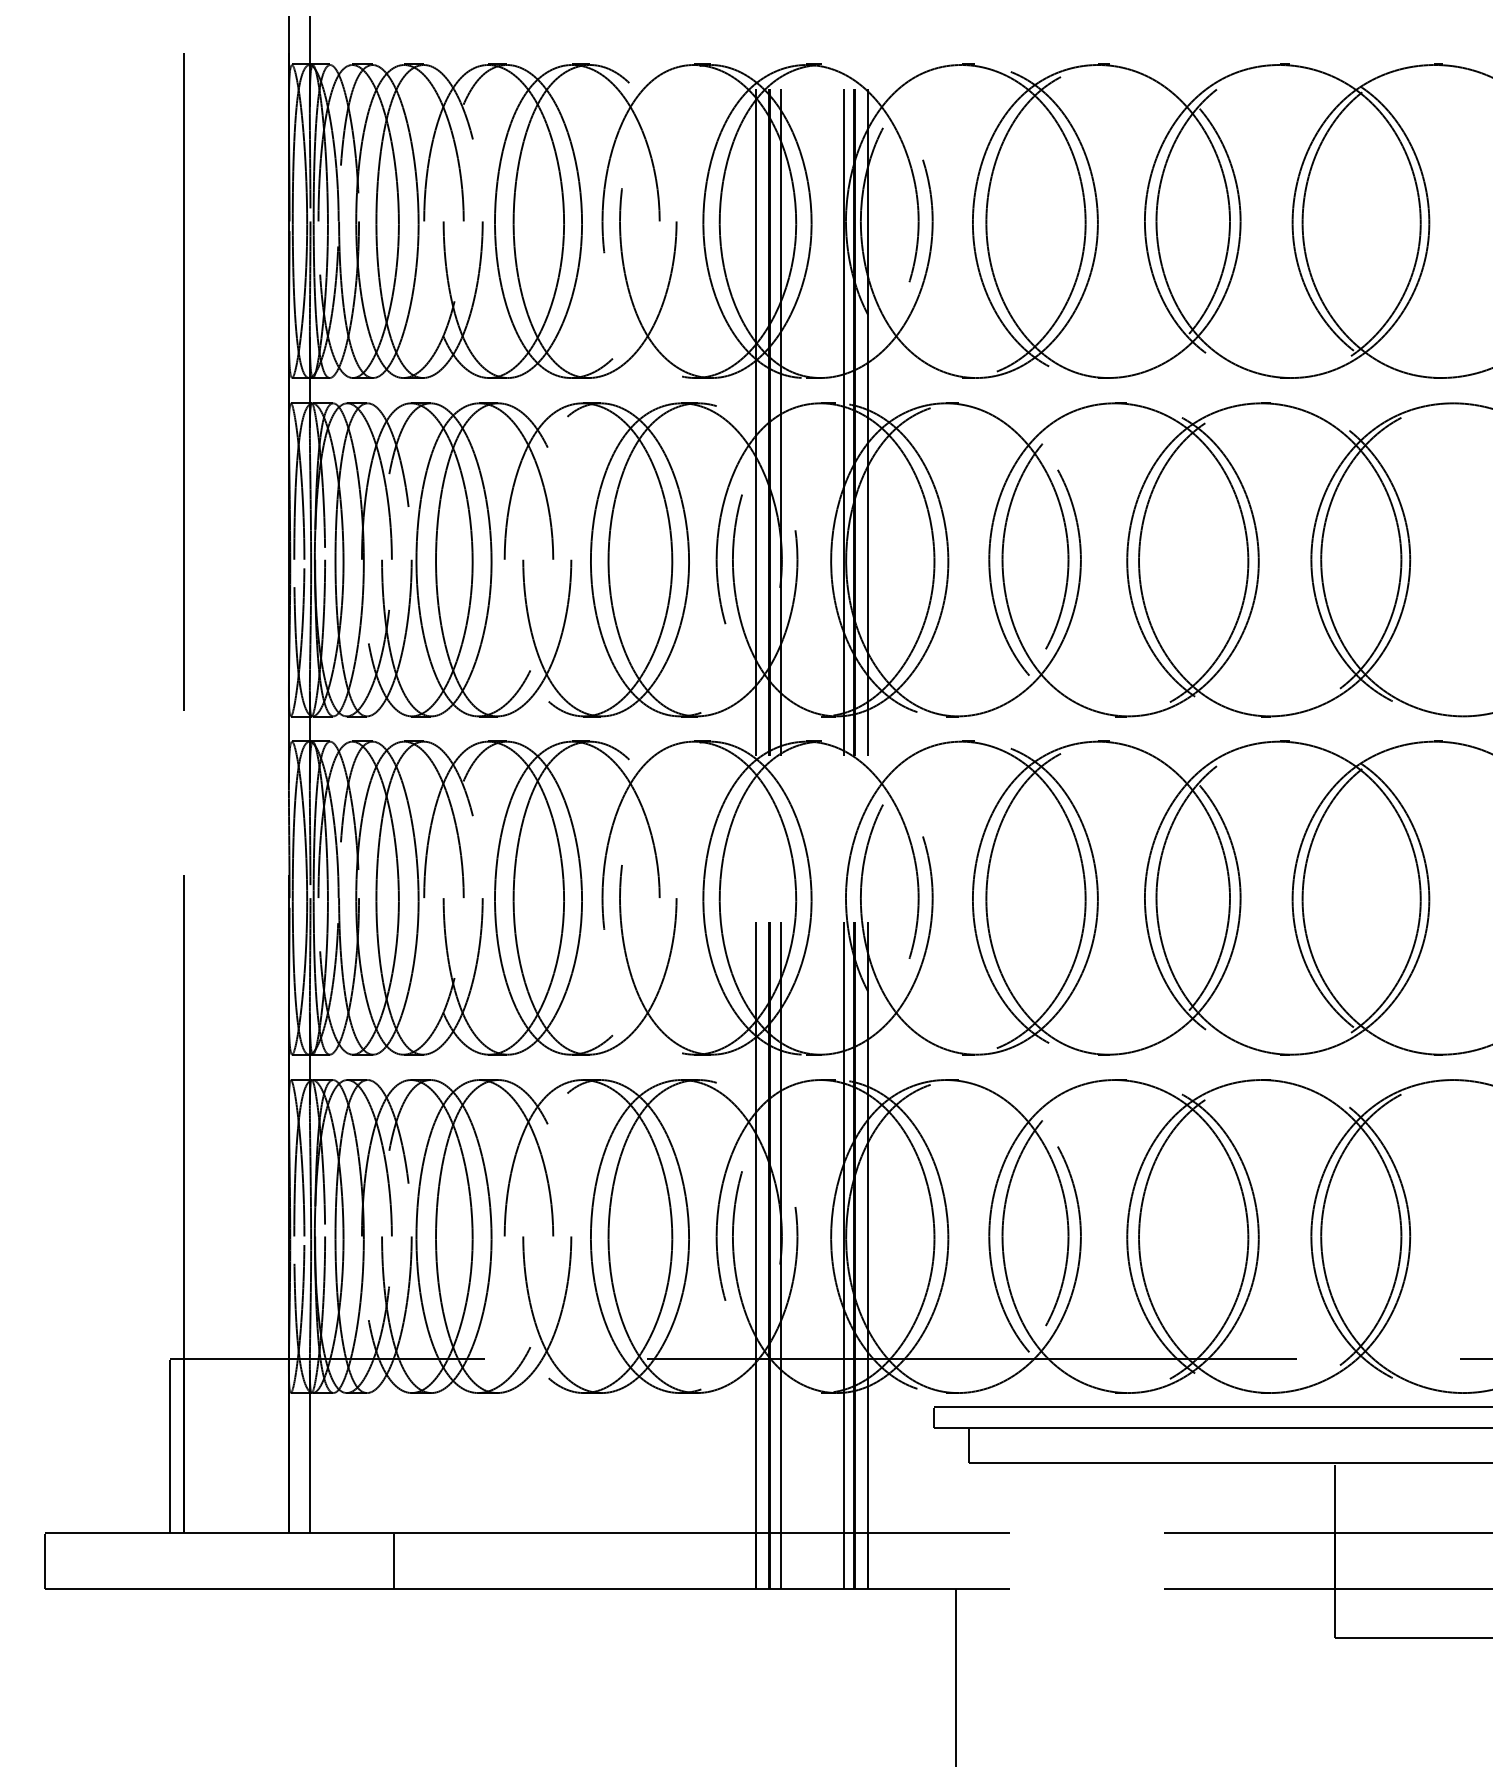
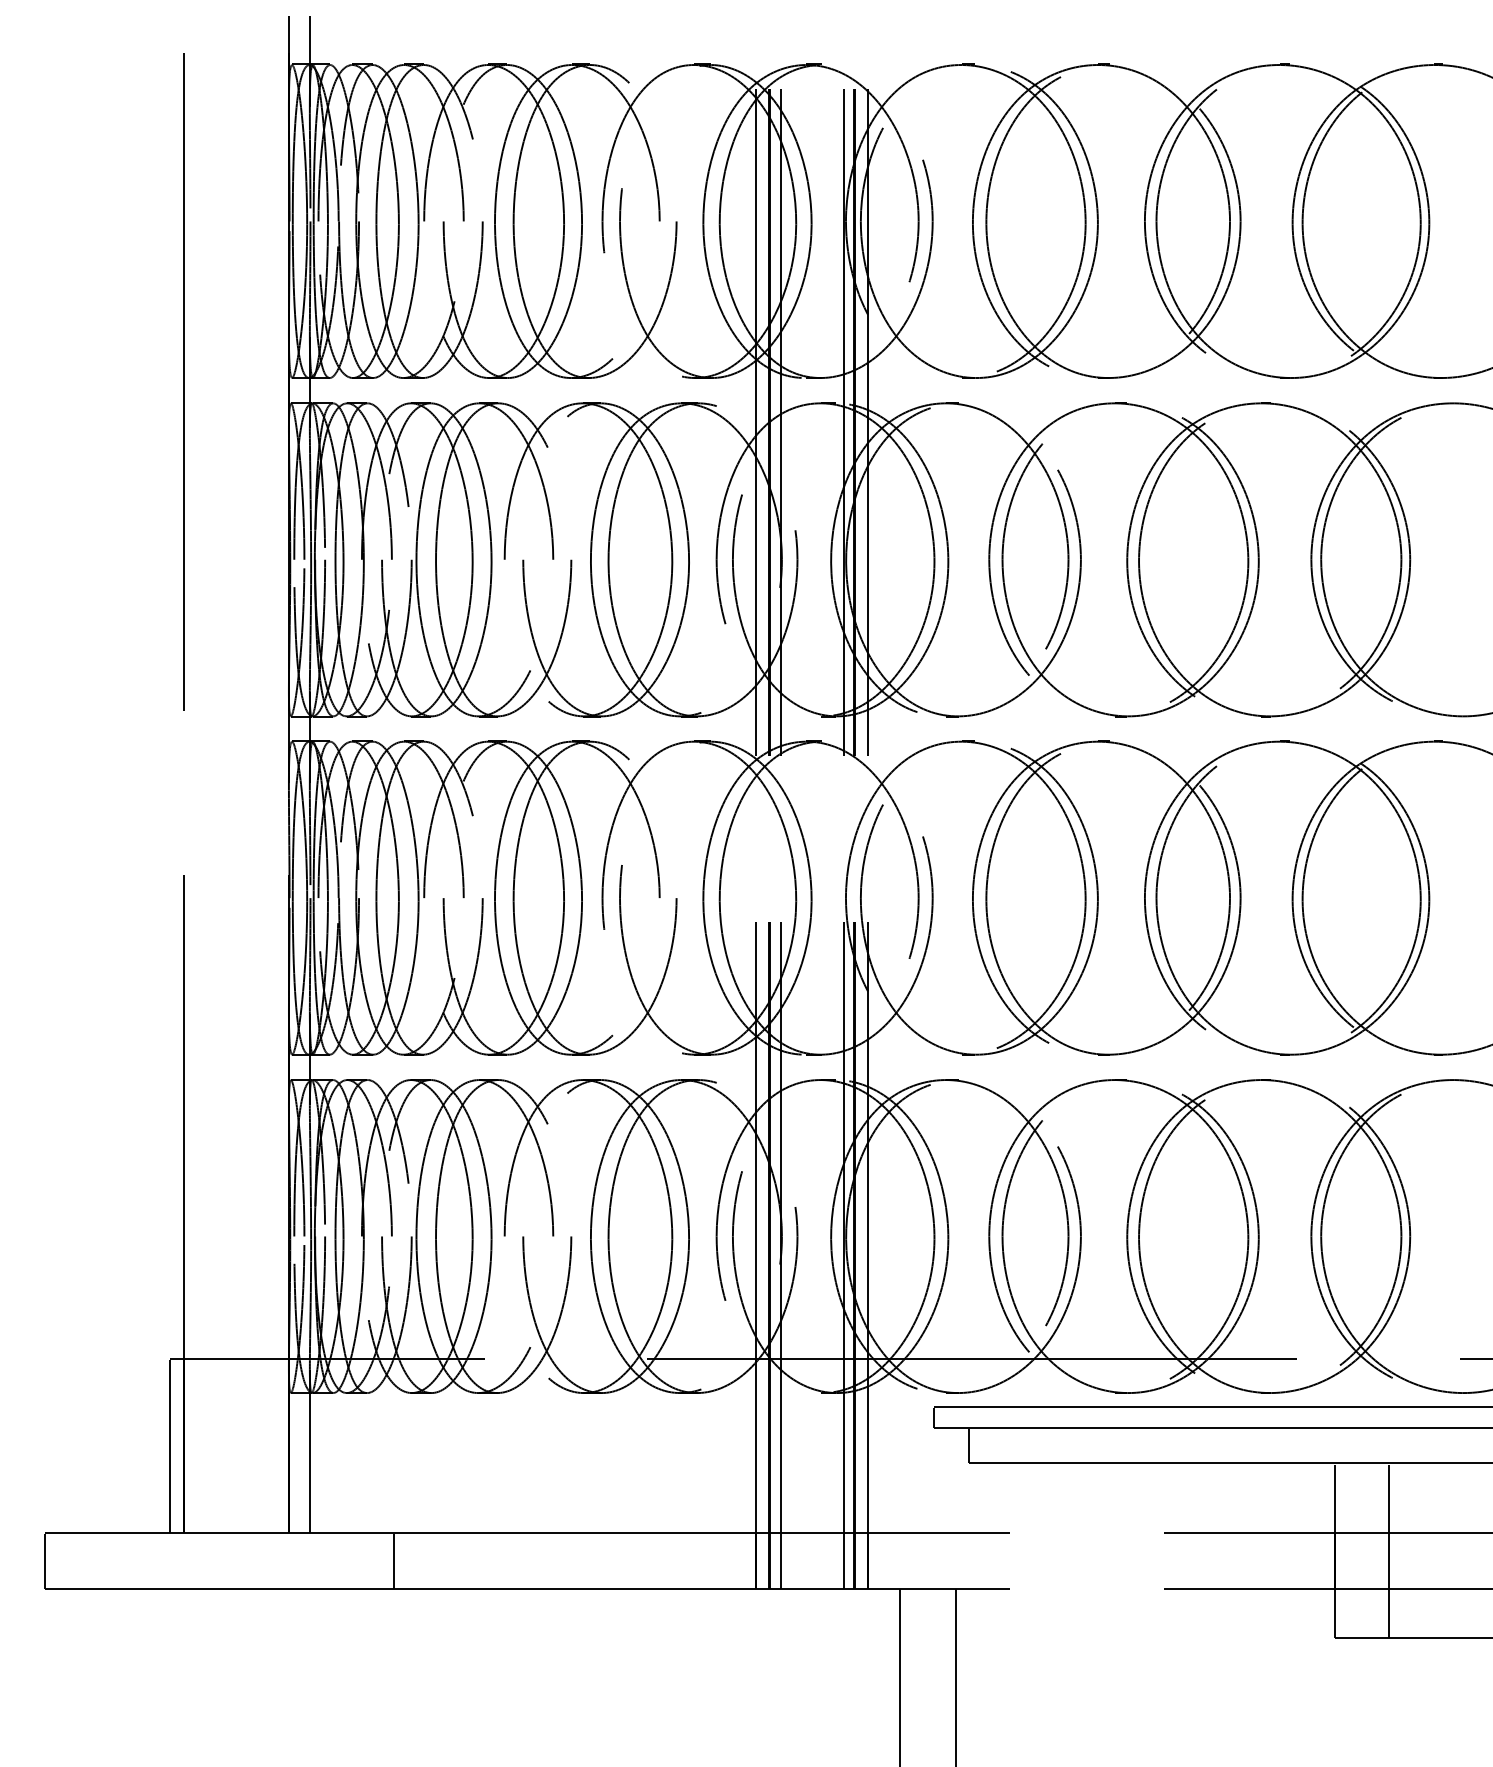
line: none -> present (1389, 1550)
line: none -> present (900, 1675)
